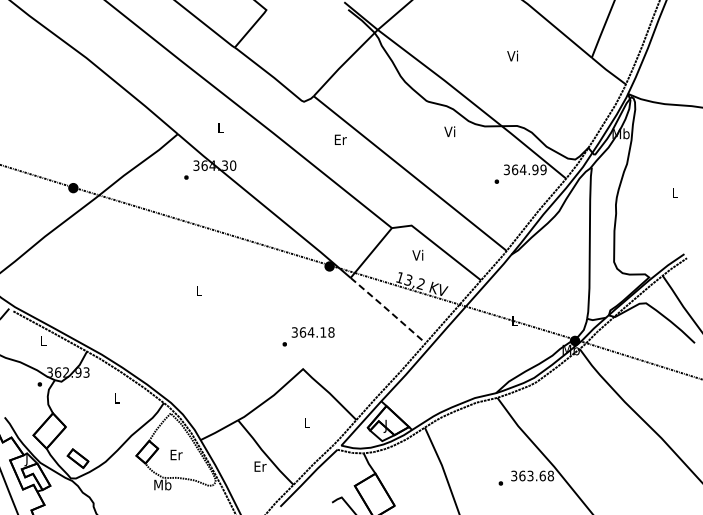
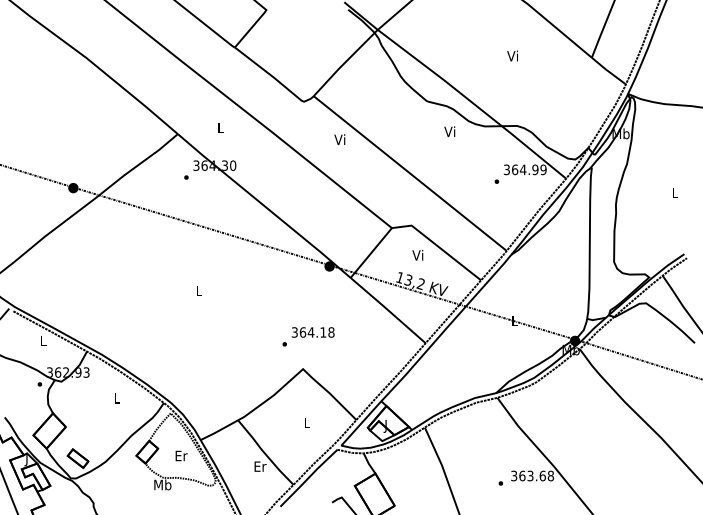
text: Er -> Vi (340, 139)
line: dashed -> solid (388, 310)
text position: (176, 454) -> (181, 455) (181, 455)
